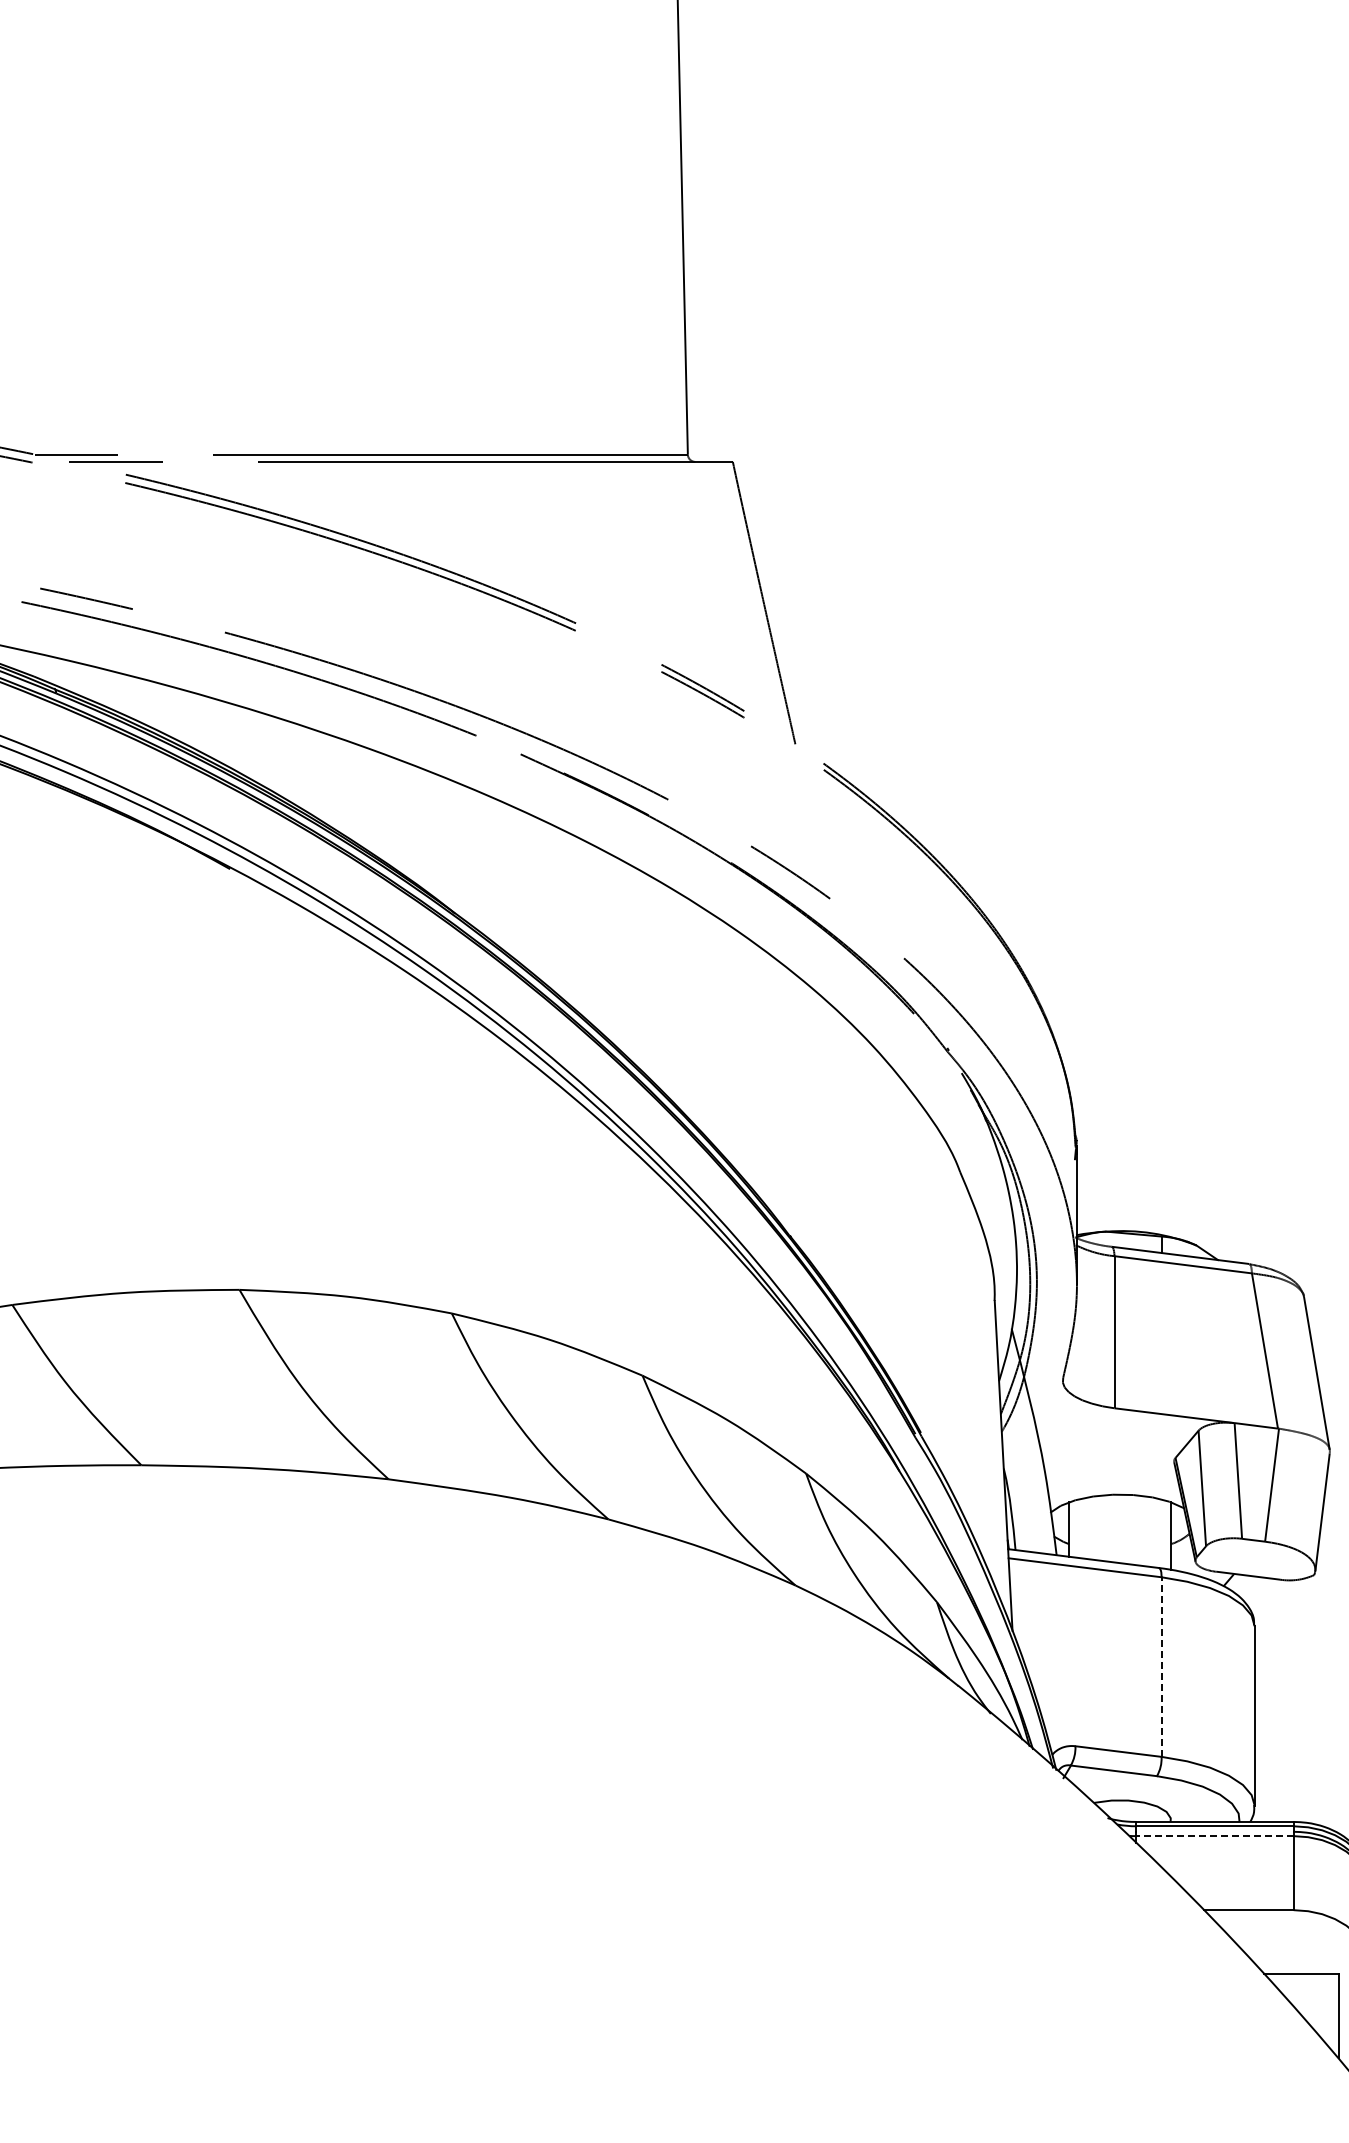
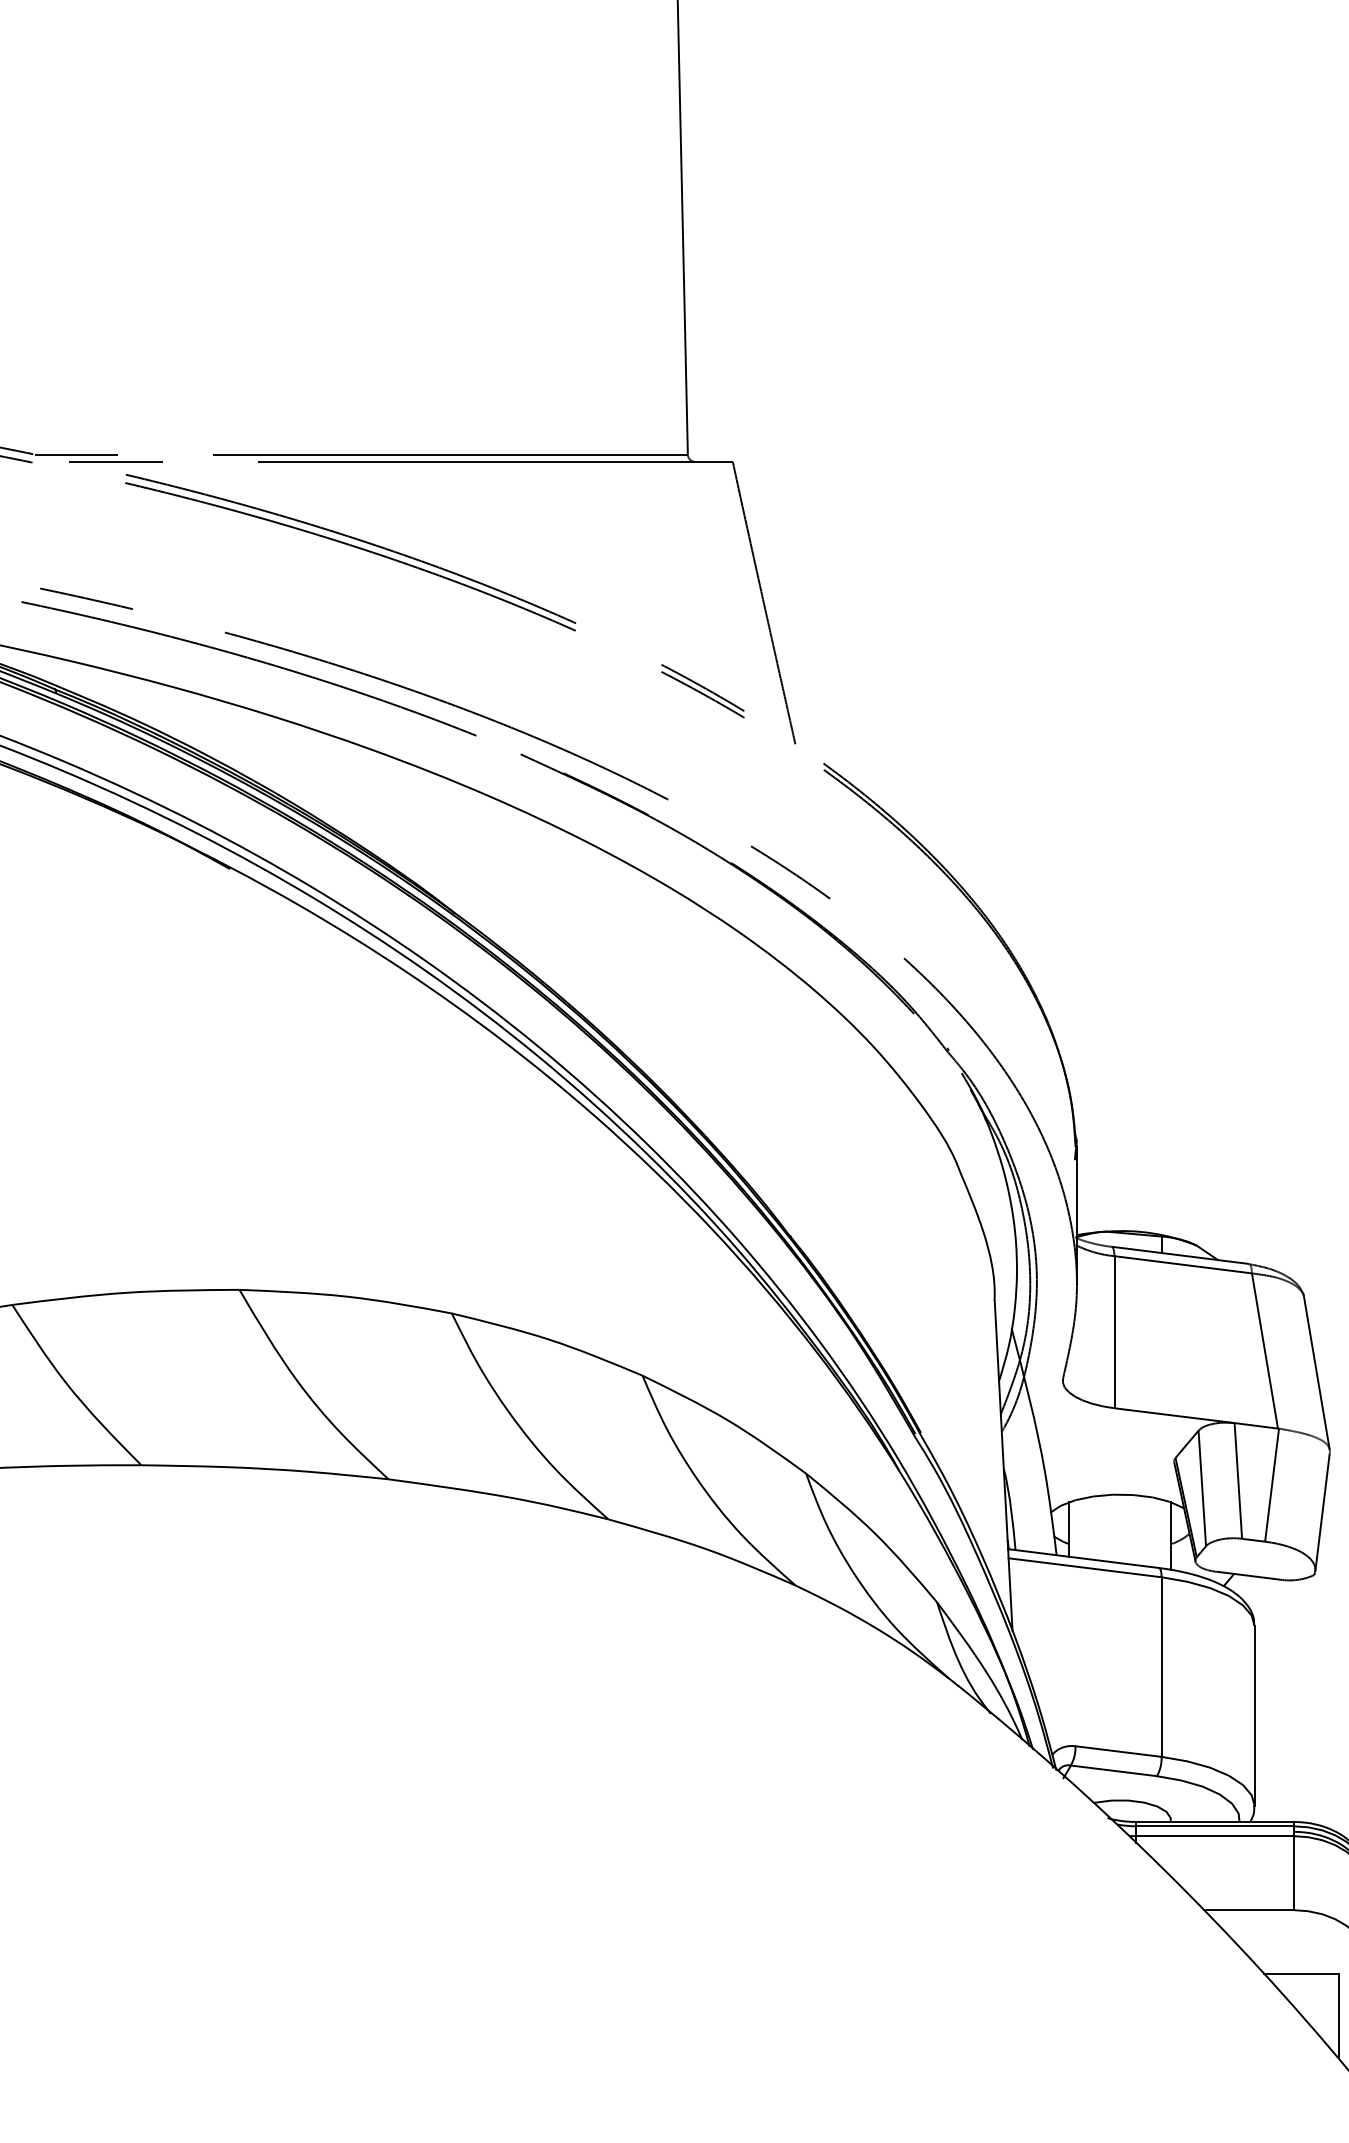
line: dashed -> solid (1161, 1667)
line: dashed -> solid (1214, 1836)
